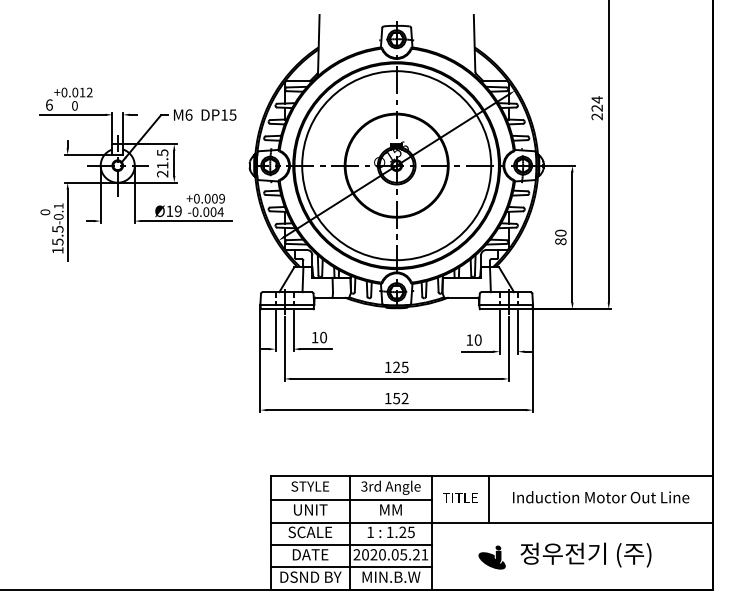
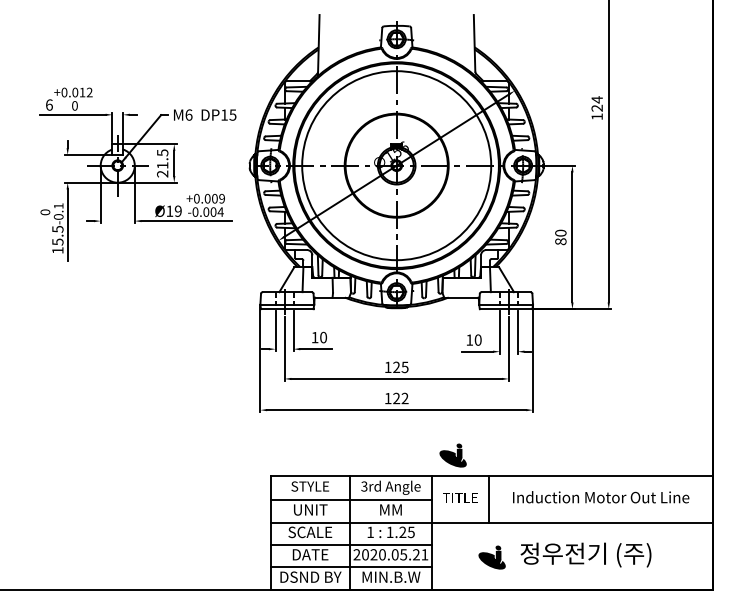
text: 224 -> 124 (596, 116)
text: 152 -> 122 (396, 398)
part: none -> present (452, 455)
